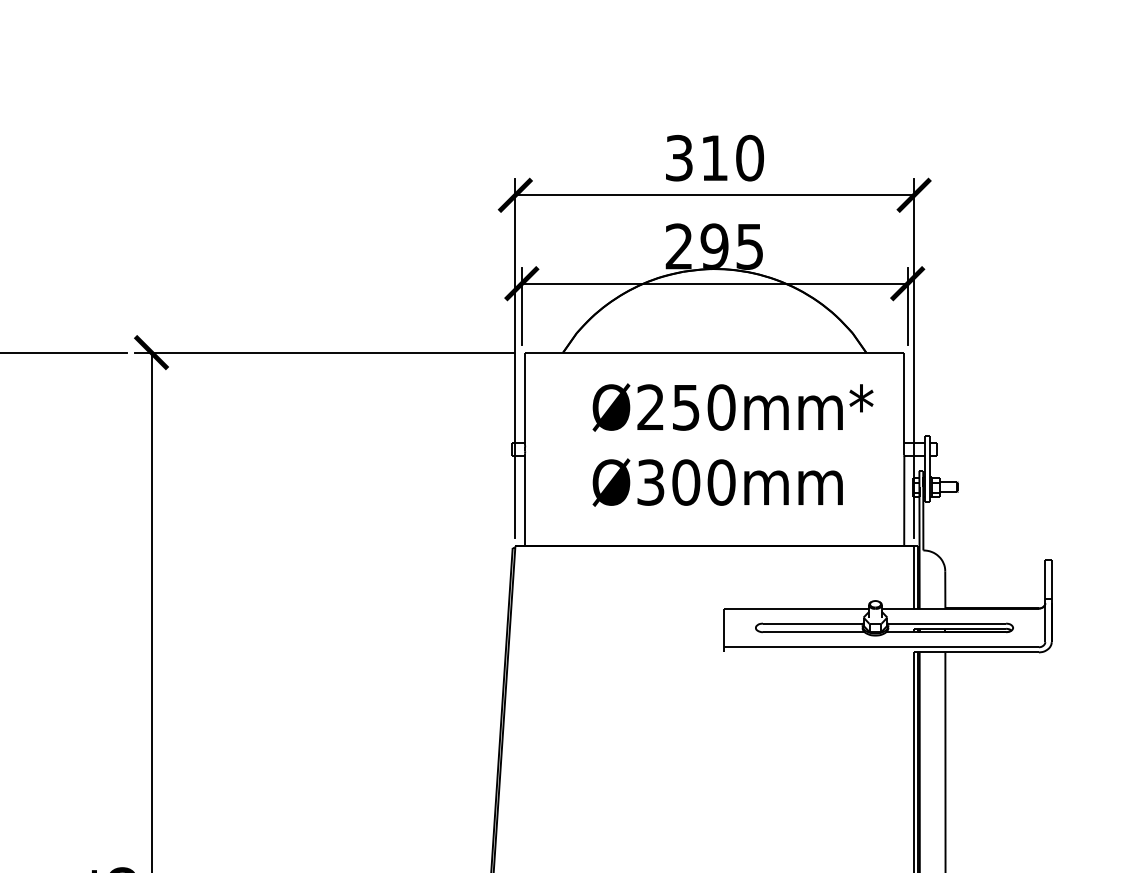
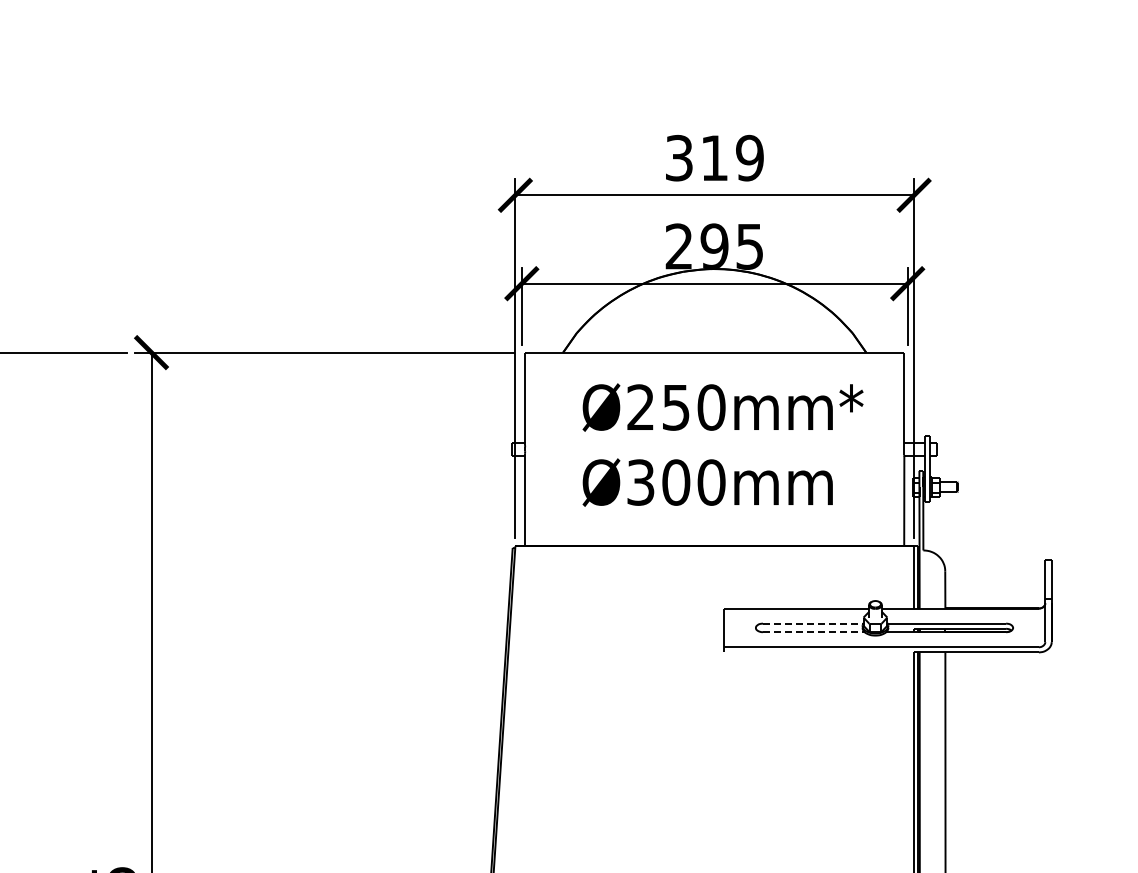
text: 310 -> 319 (749, 158)
text position: (732, 444) -> (722, 444) (722, 444)
line: solid -> dashed (813, 623)
line: solid -> dashed (813, 632)
